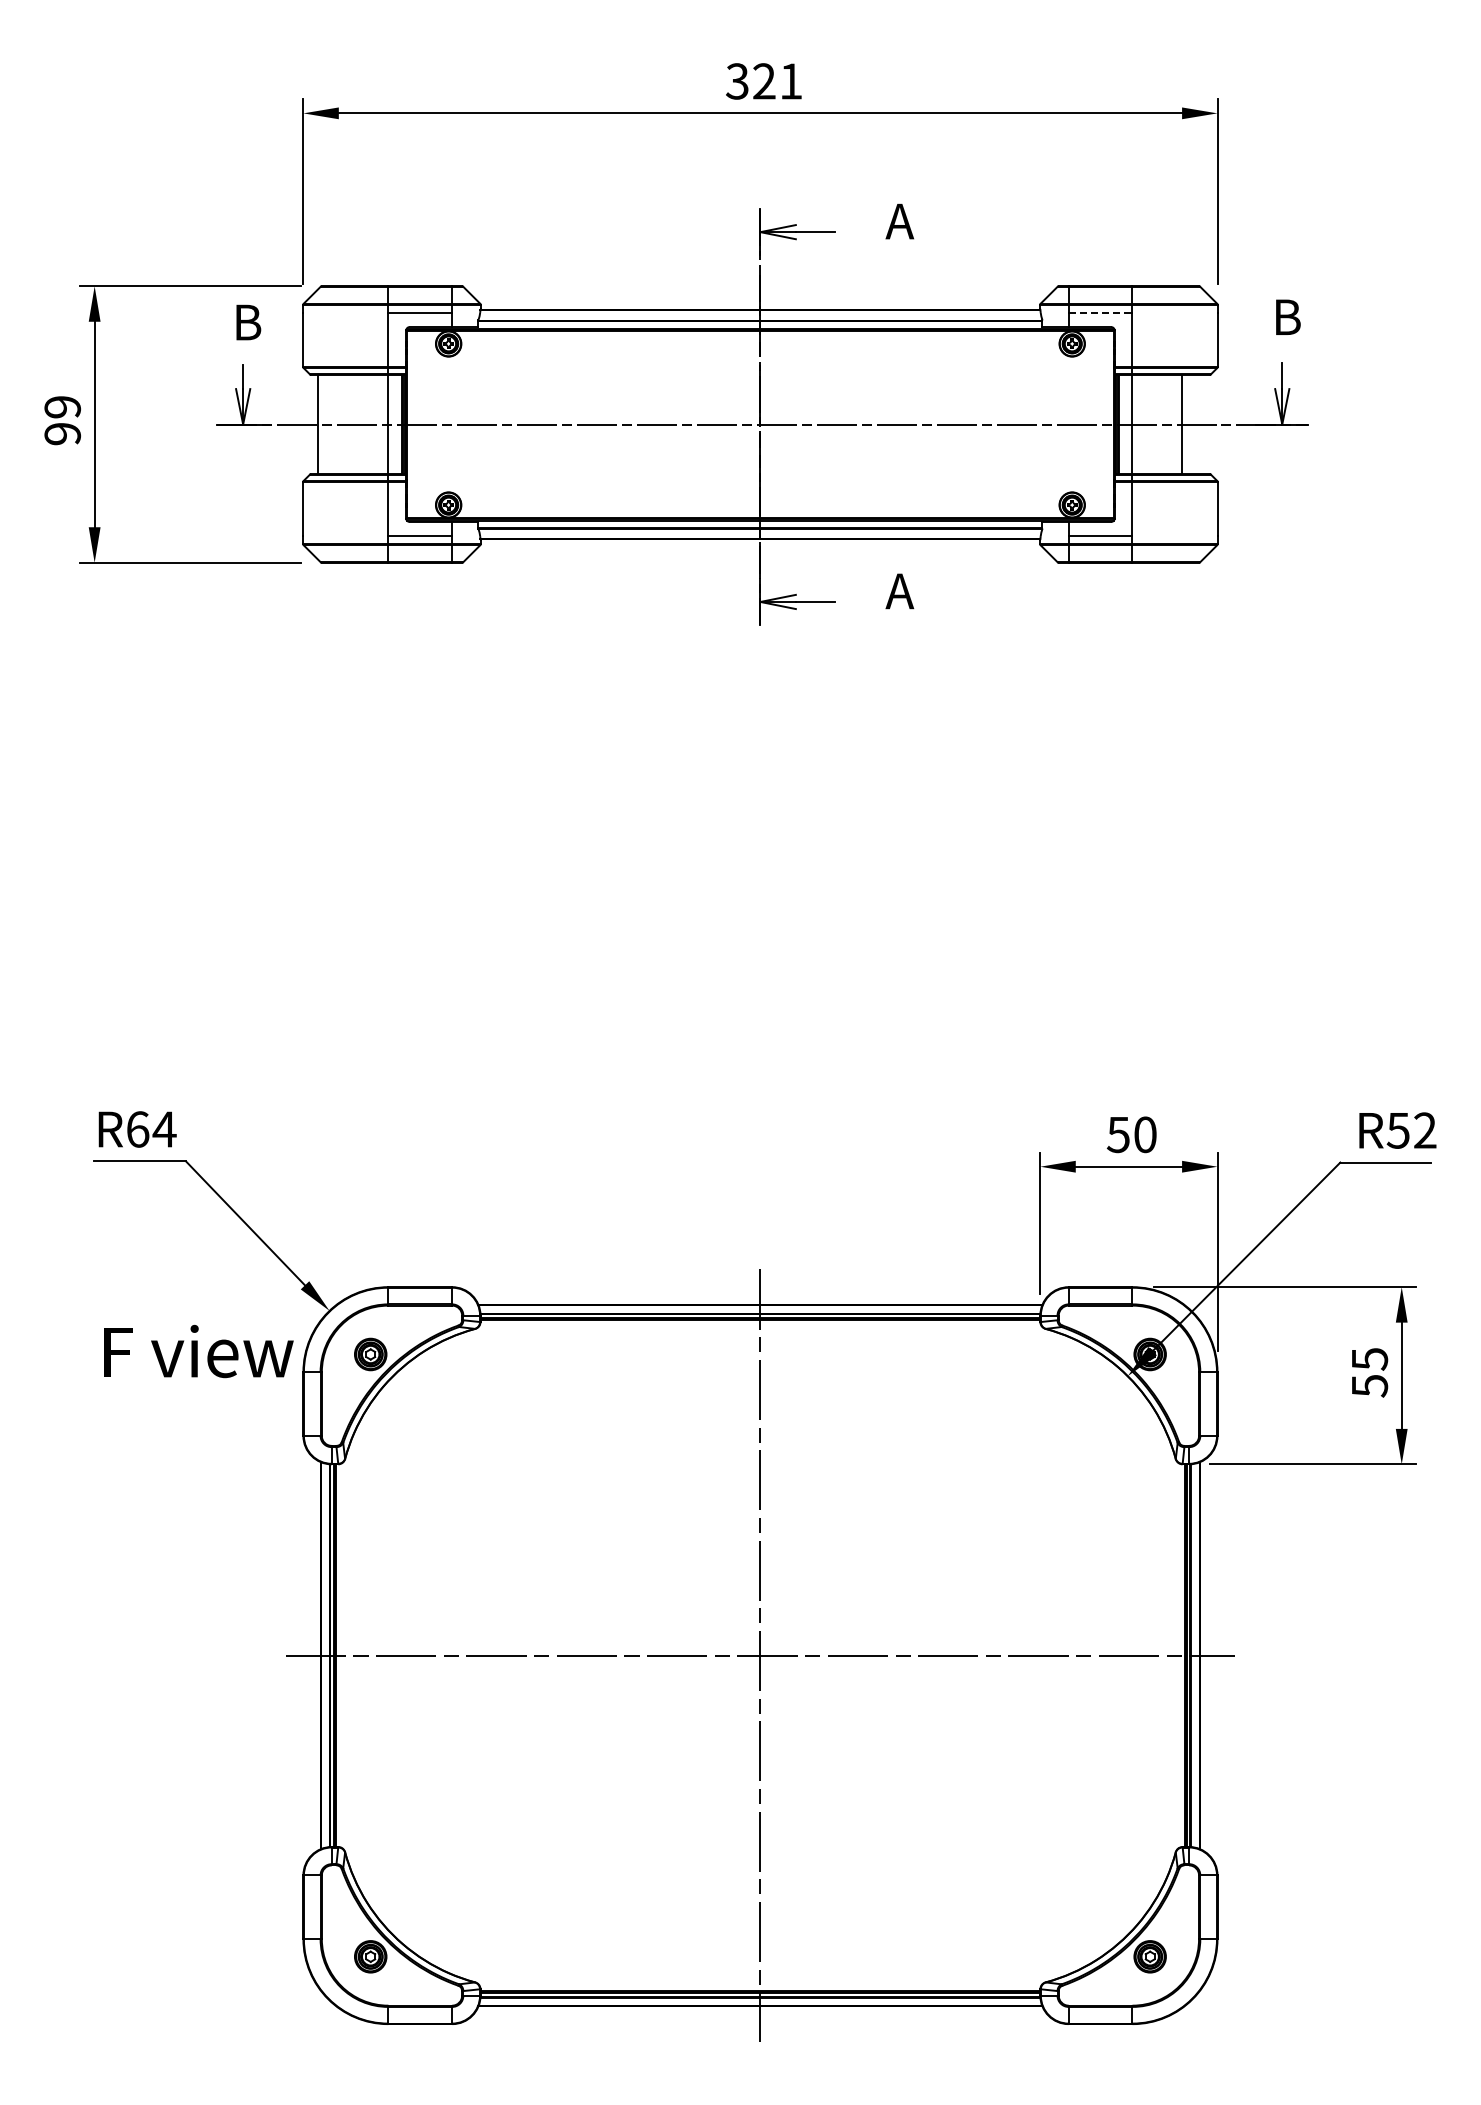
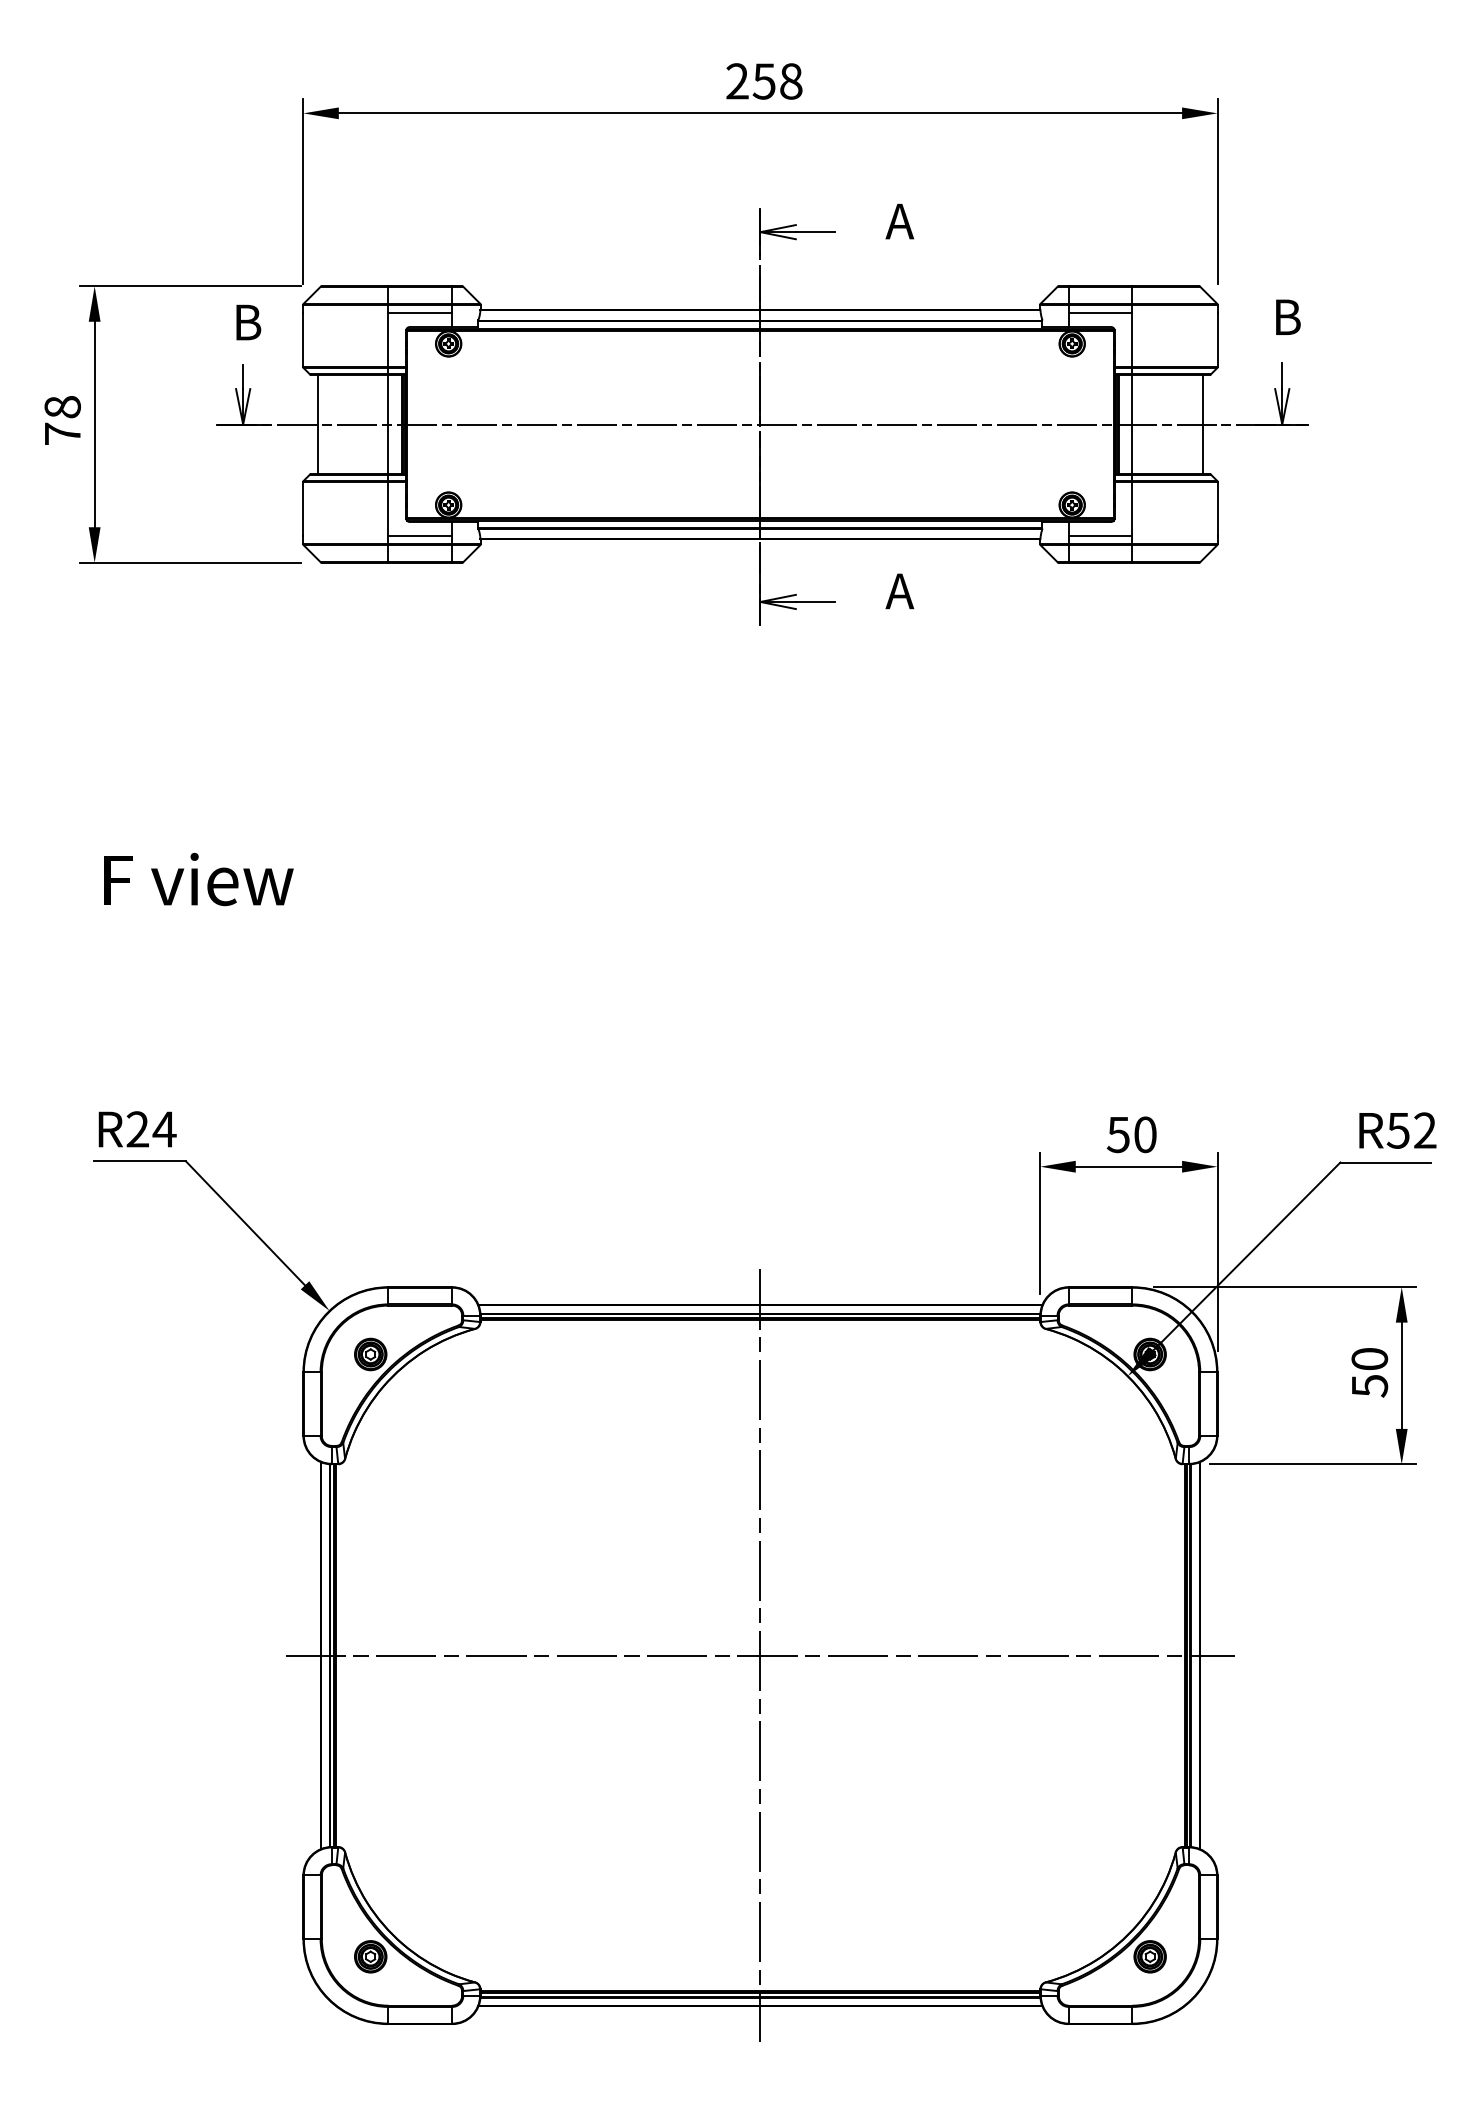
text: 321 -> 258 (764, 81)
line: dashed -> solid (1100, 312)
text: 99 -> 78 (62, 420)
line position: (1182, 424) -> (1203, 424) (1203, 424)
text: R64 -> R24 (137, 1129)
text position: (198, 1351) -> (198, 879) (198, 879)
text: 55 -> 50 (1369, 1359)
